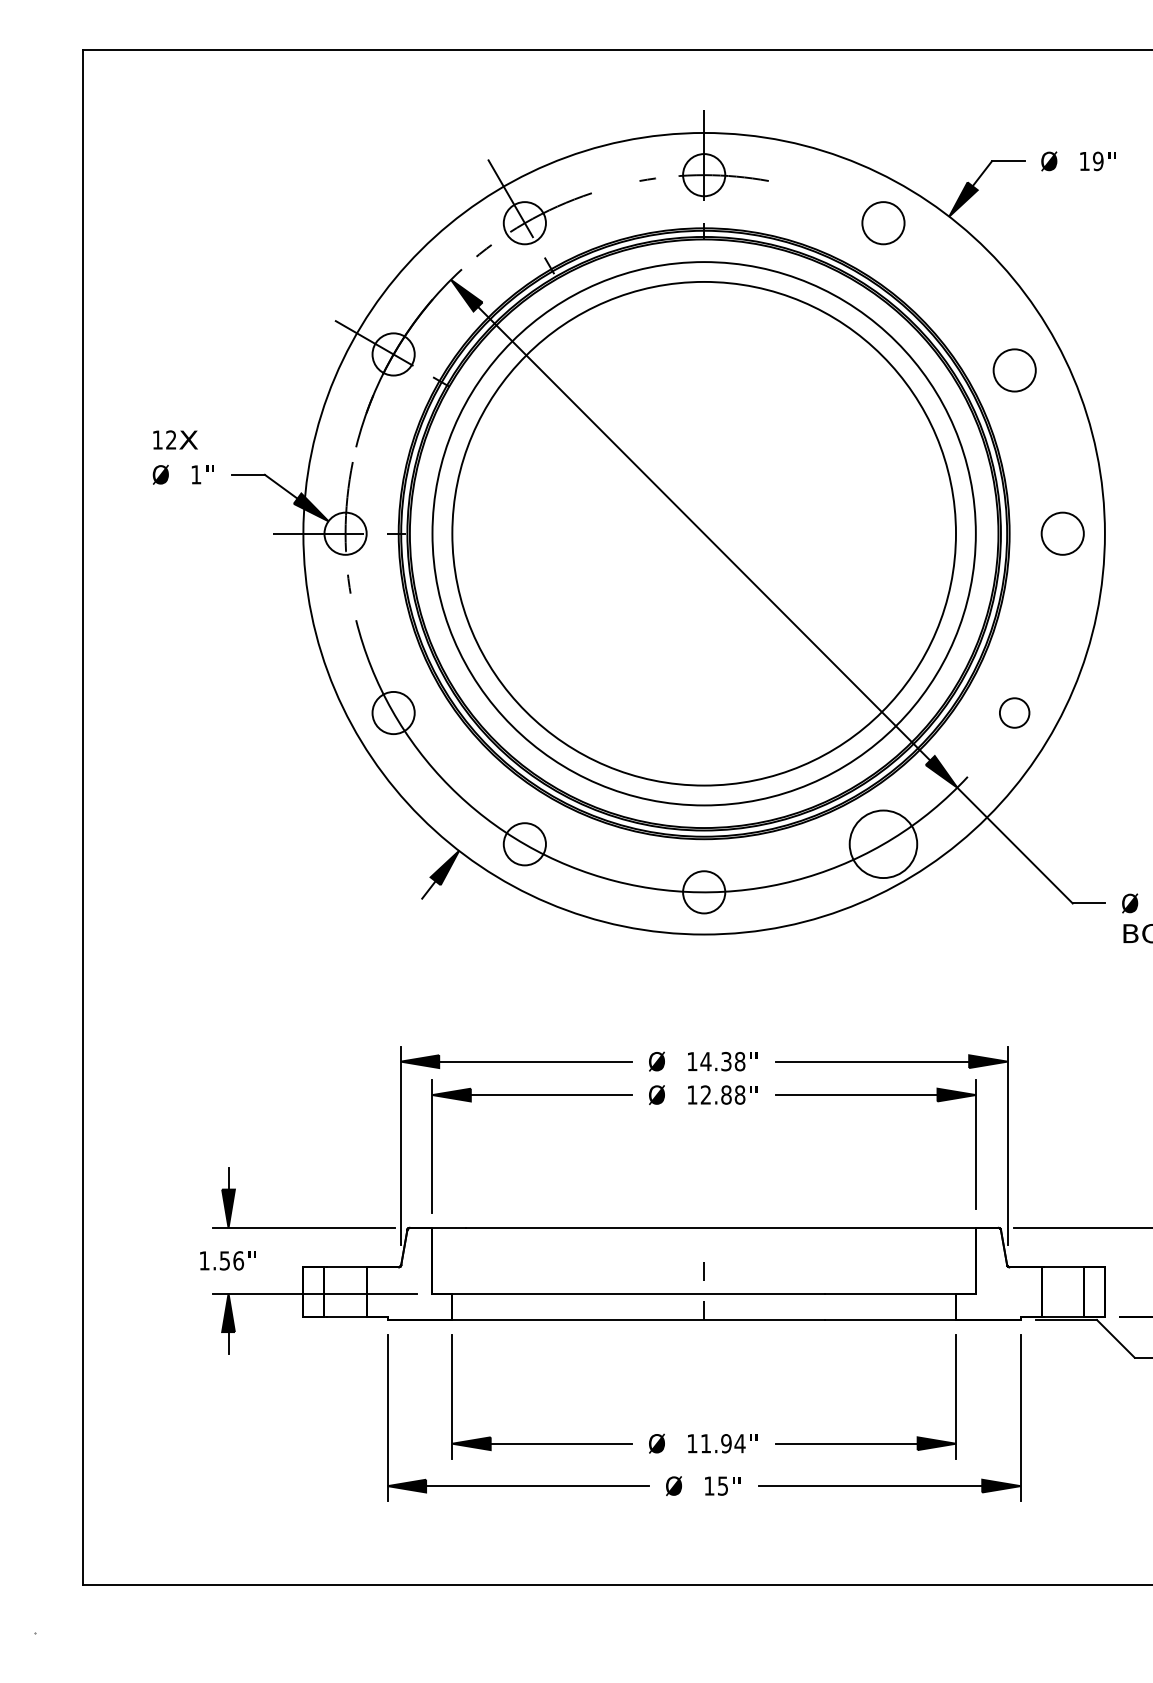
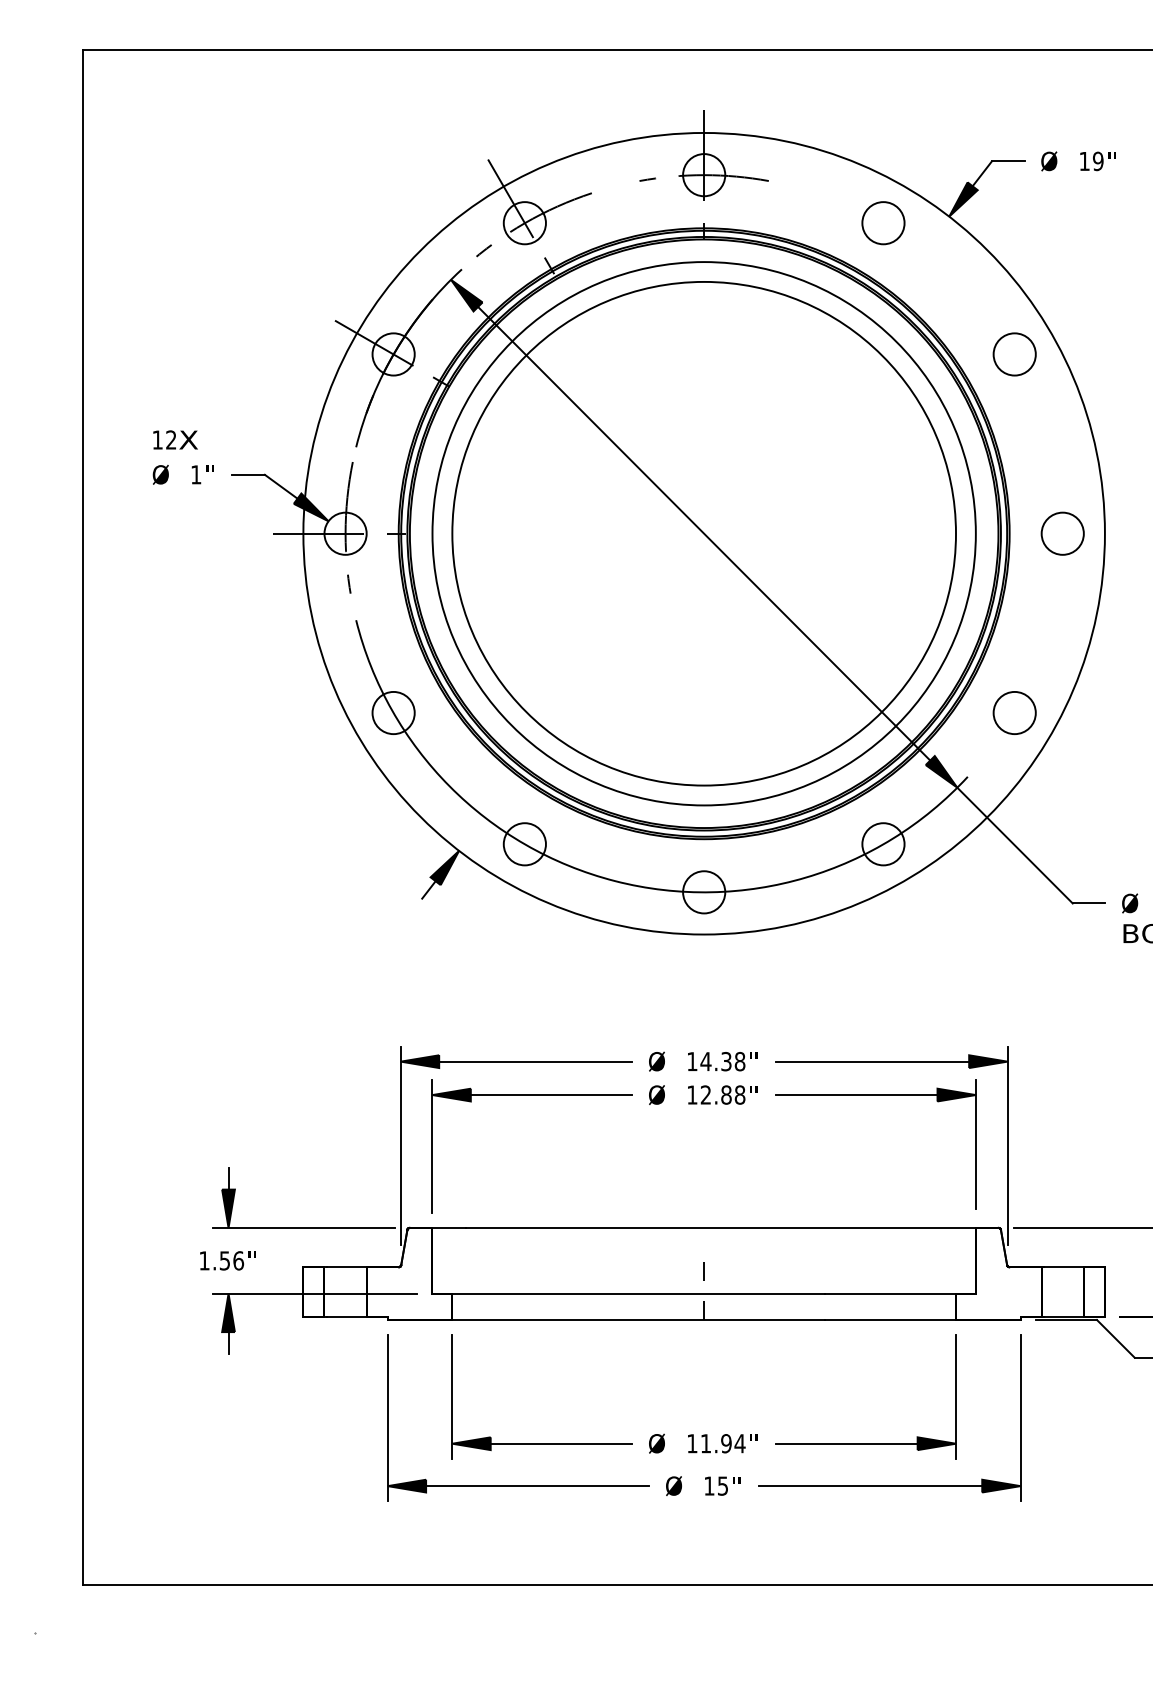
circle position: (1014, 370) -> (1014, 354) (1014, 354)
circle size: 32x32 px -> 45x44 px (1014, 712)
circle diameter: 67 px -> 42 px (883, 844)
